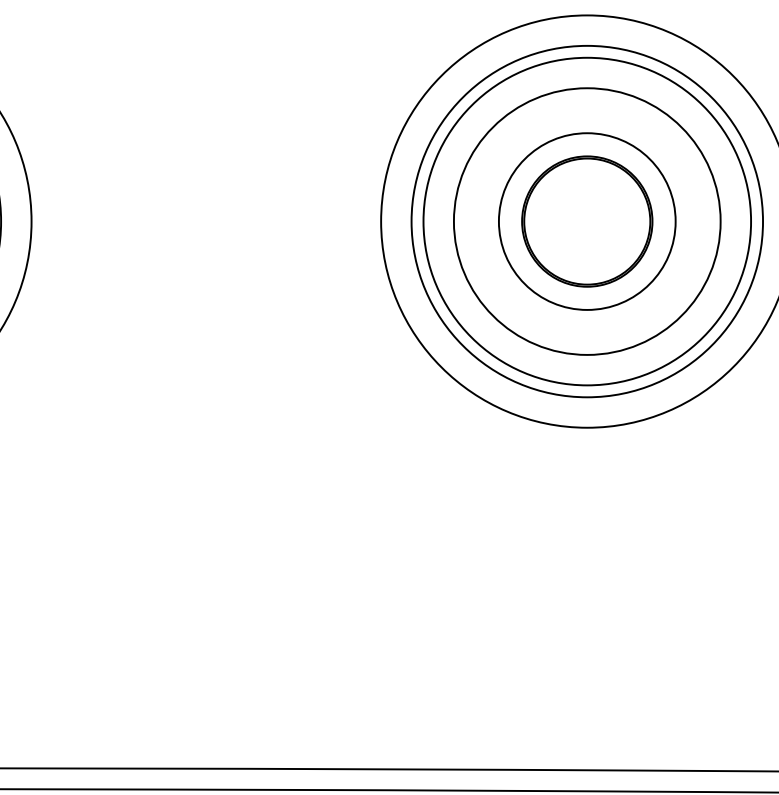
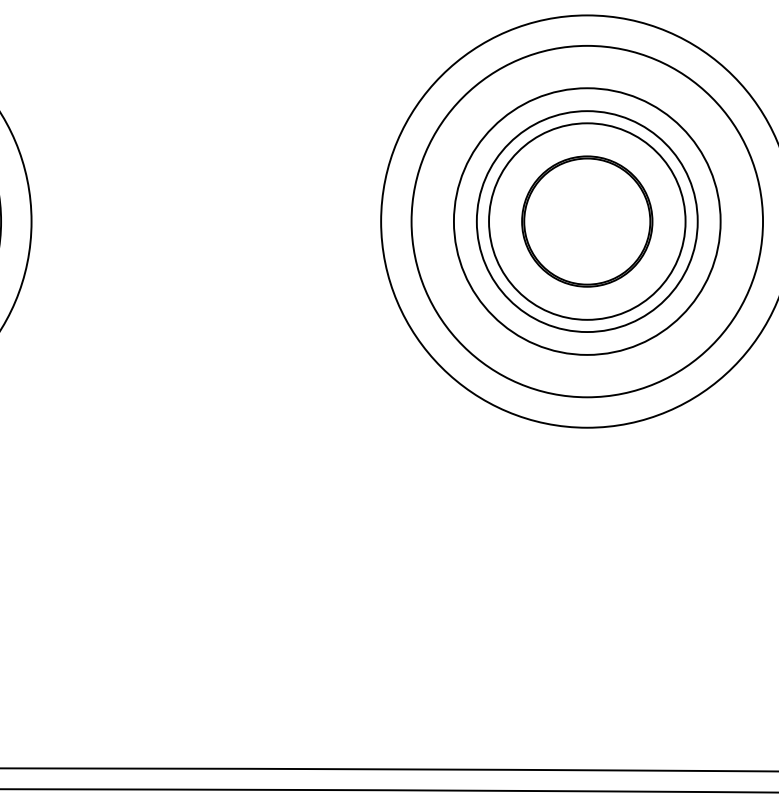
circle diameter: 177 px -> 221 px (586, 221)
circle diameter: 328 px -> 197 px (587, 221)
